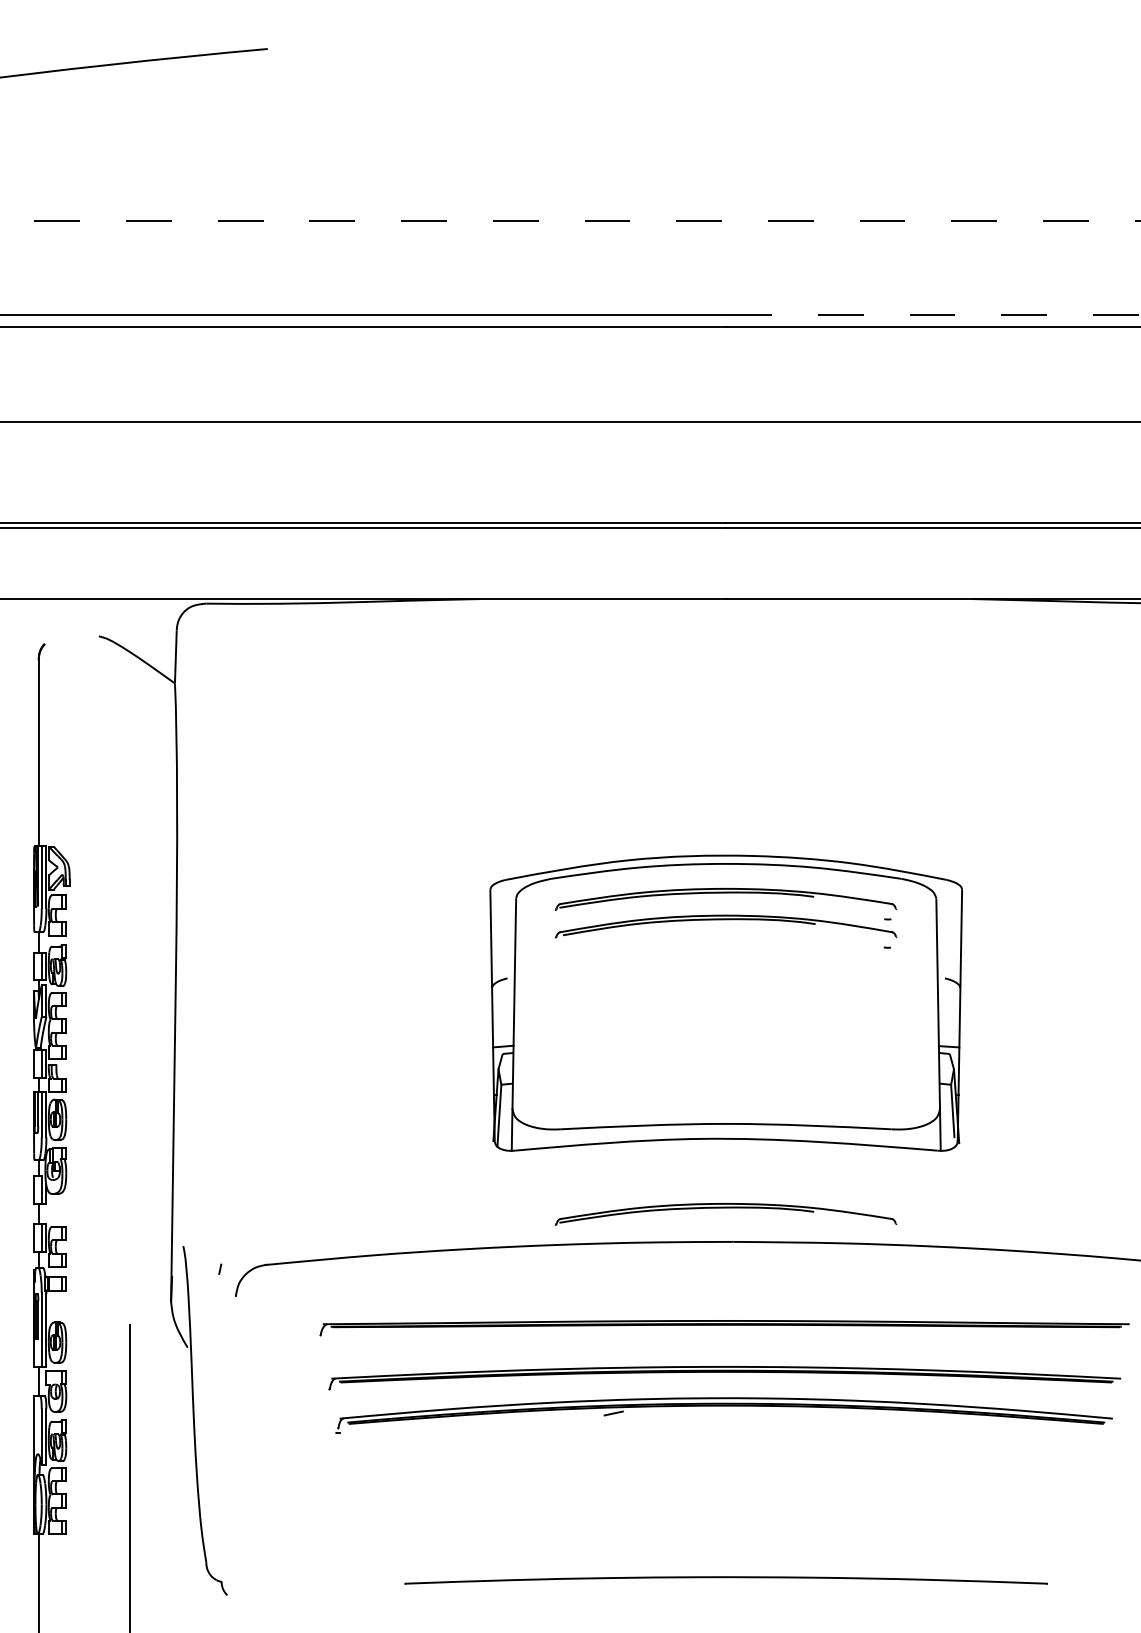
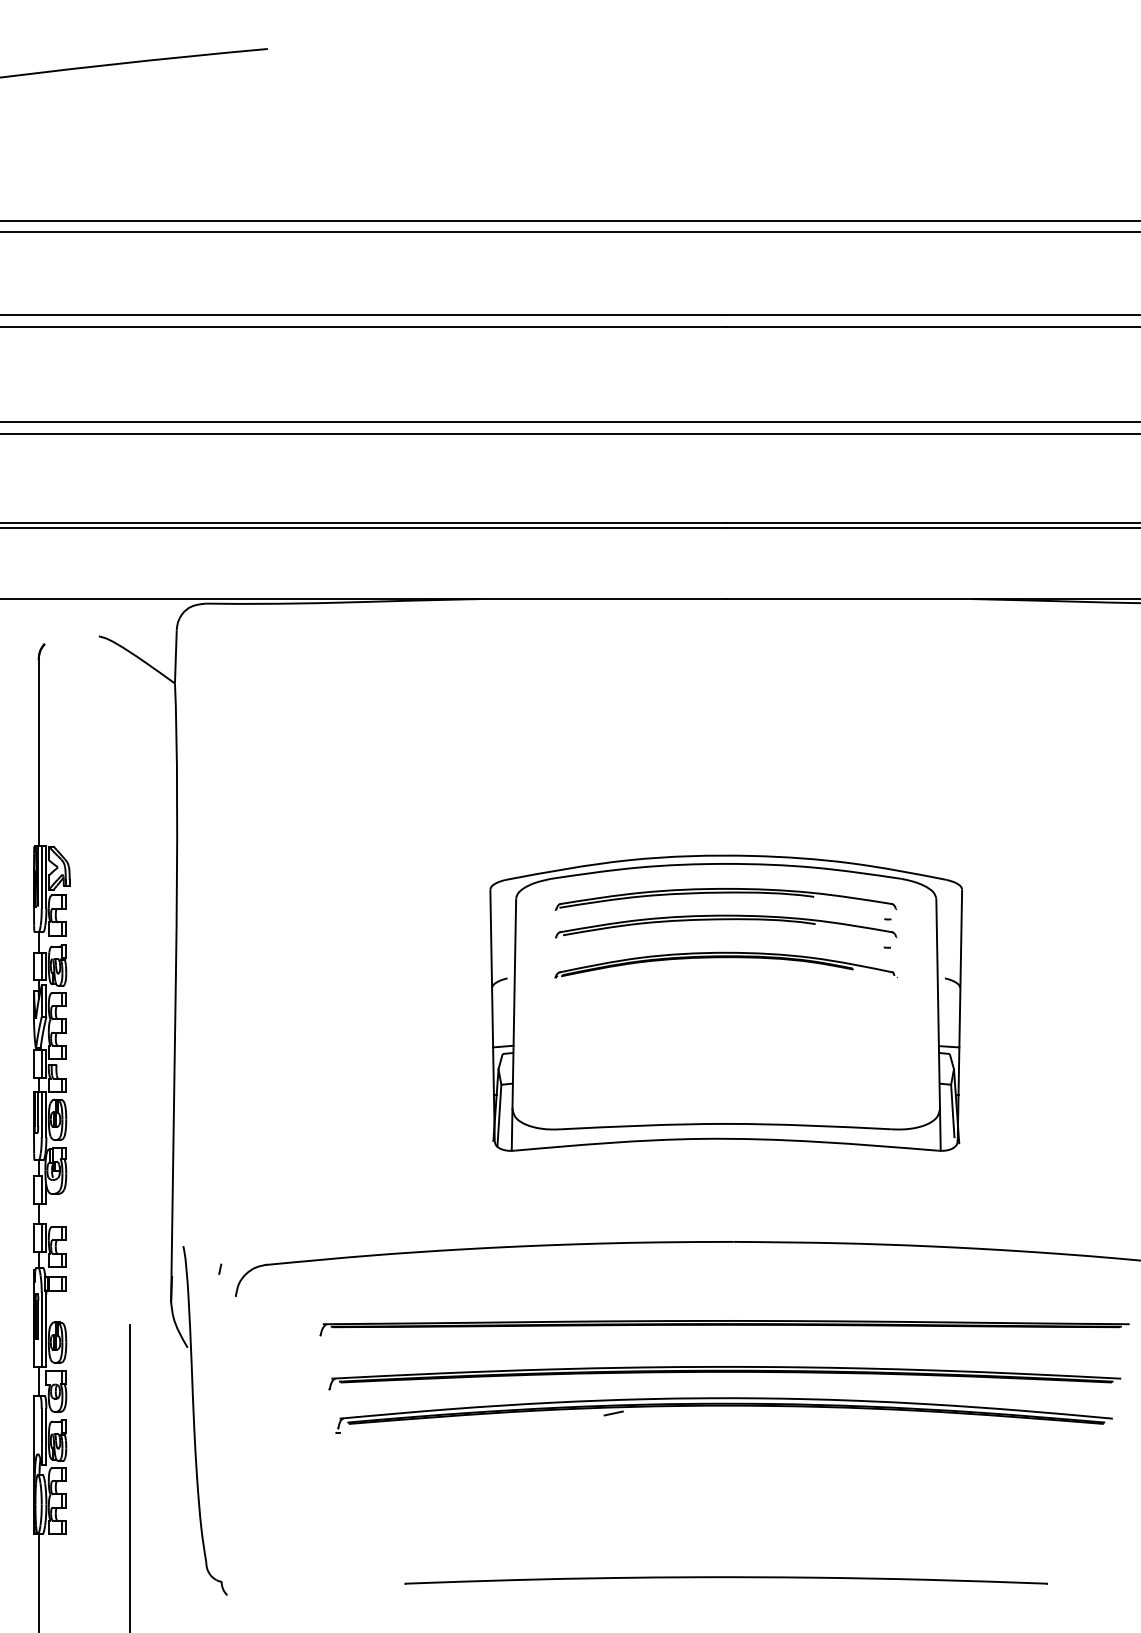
line: dashed -> solid (570, 220)
line: none -> present (569, 232)
line: dashed -> solid (933, 314)
line: none -> present (569, 434)
part: none -> present (725, 964)
part: present -> none (725, 1214)
